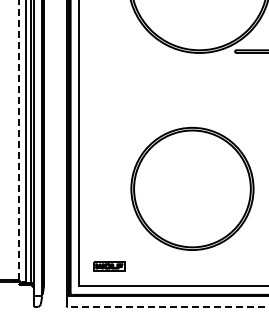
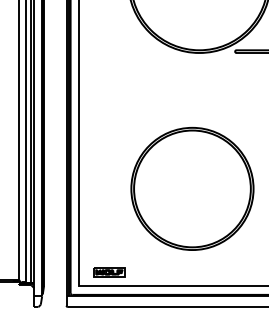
line: dashed -> solid (19, 139)
part position: (109, 266) -> (109, 272) (109, 272)
line: dashed -> solid (167, 307)
